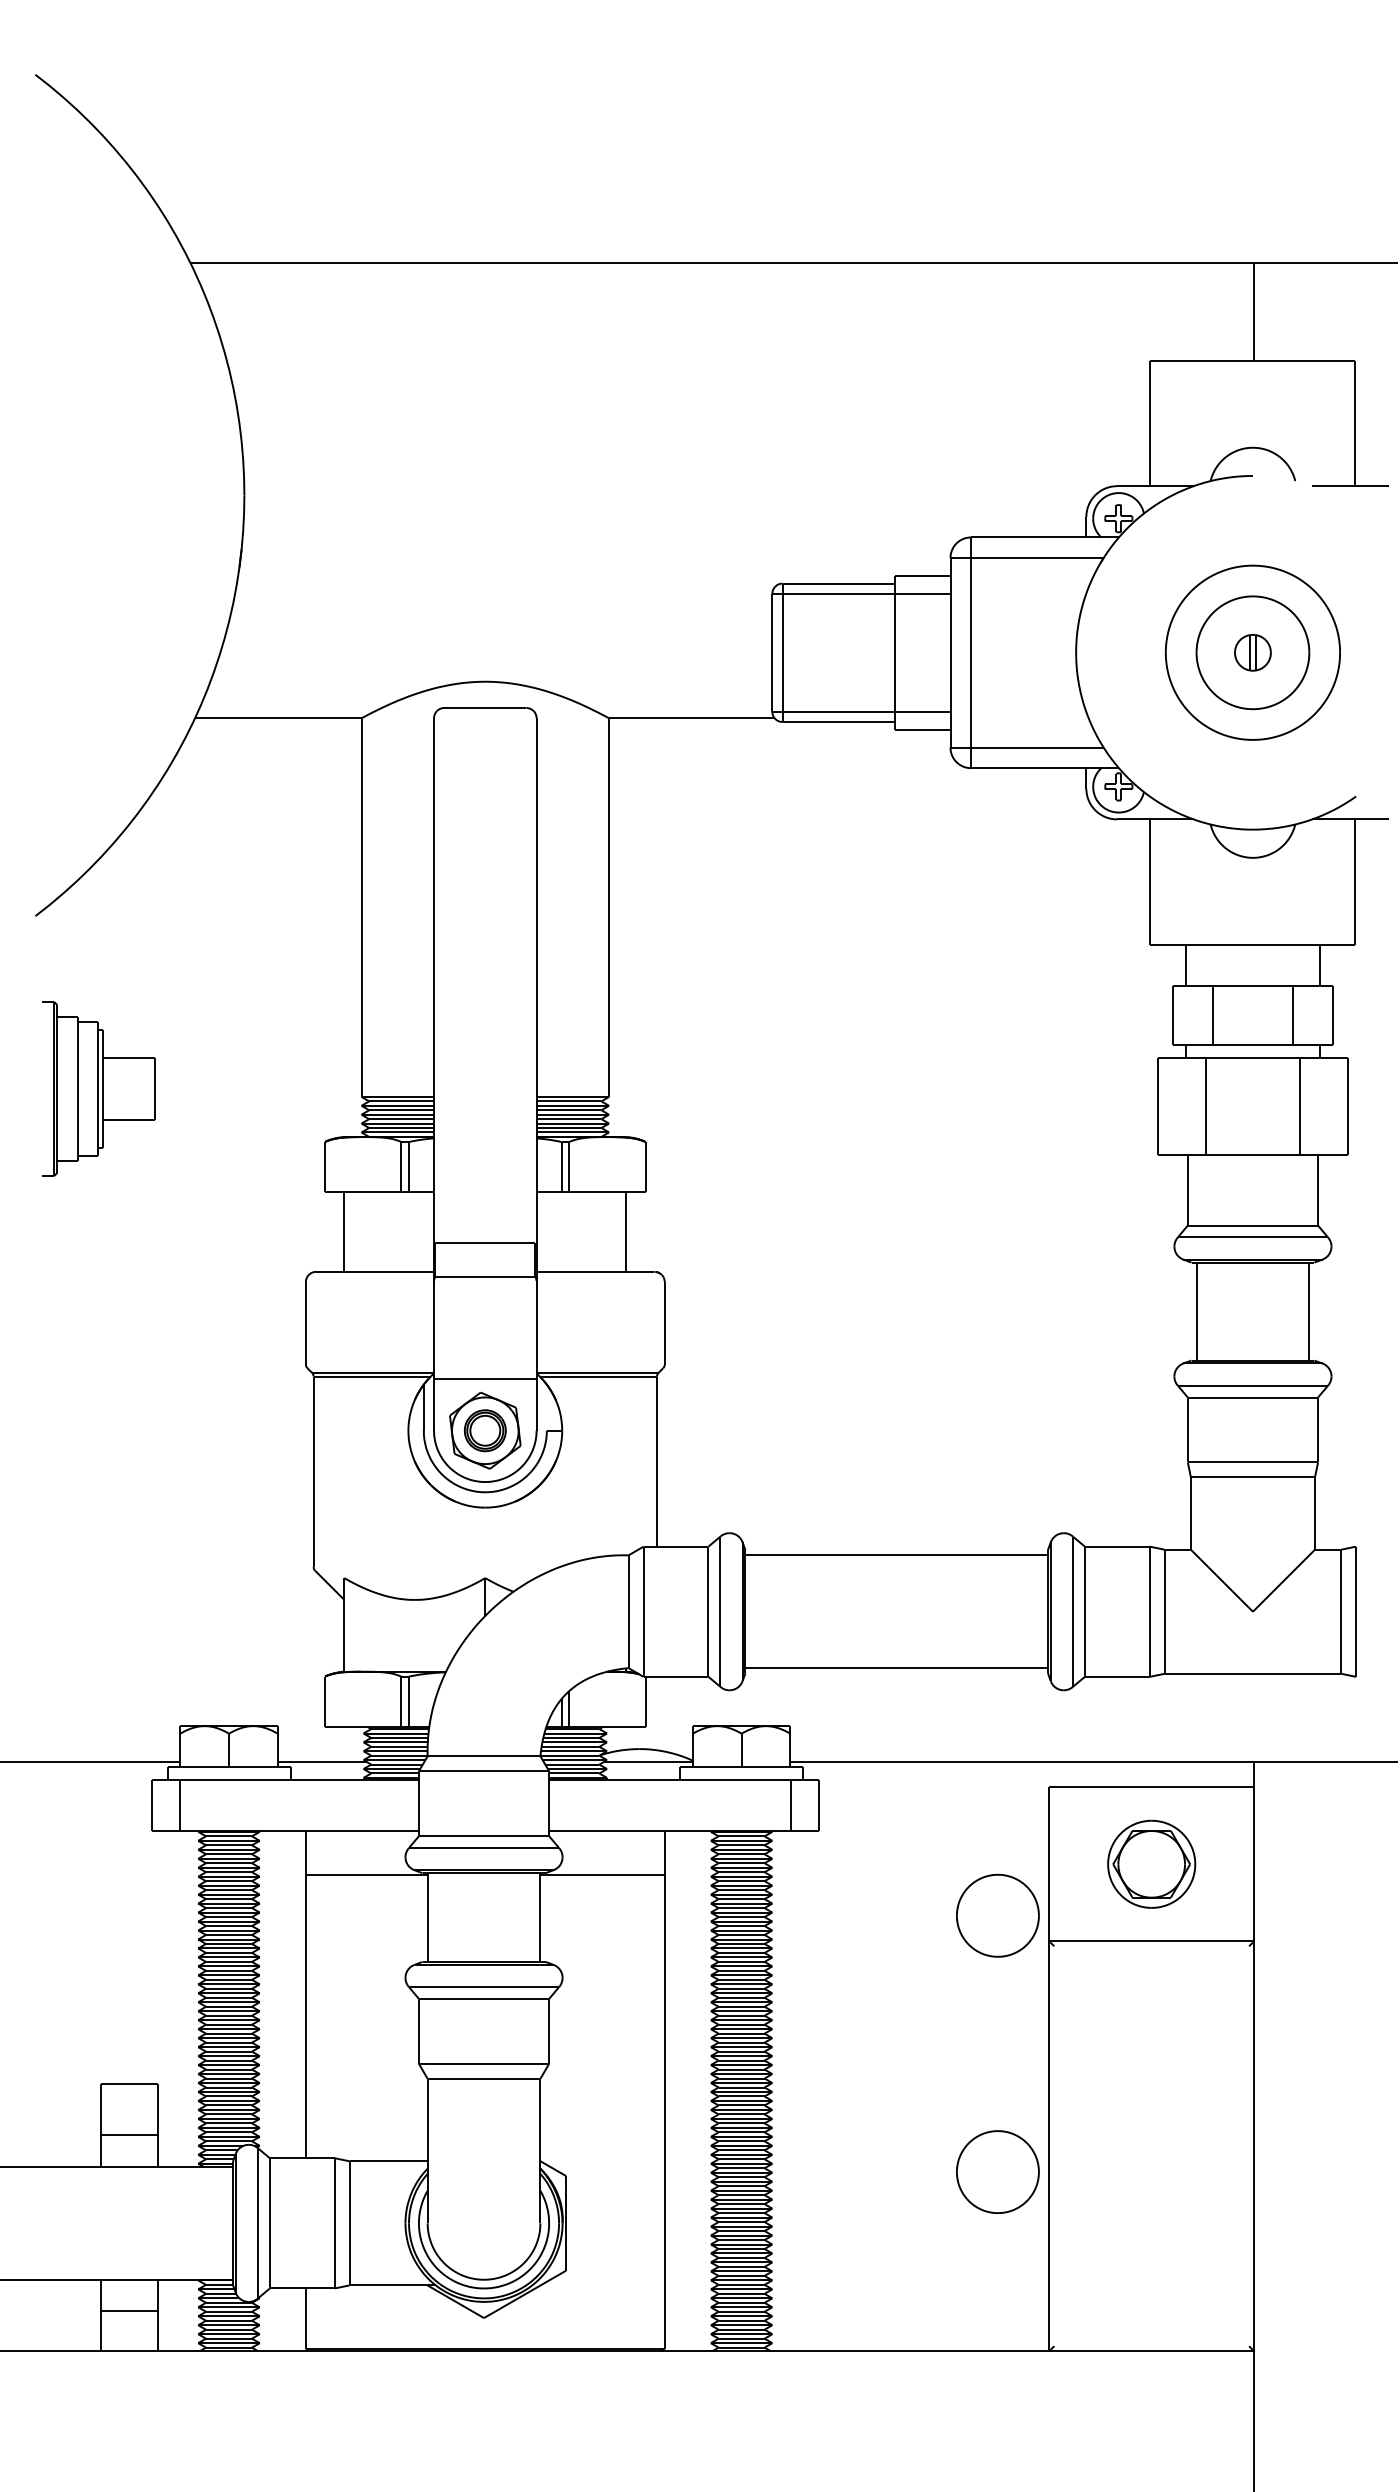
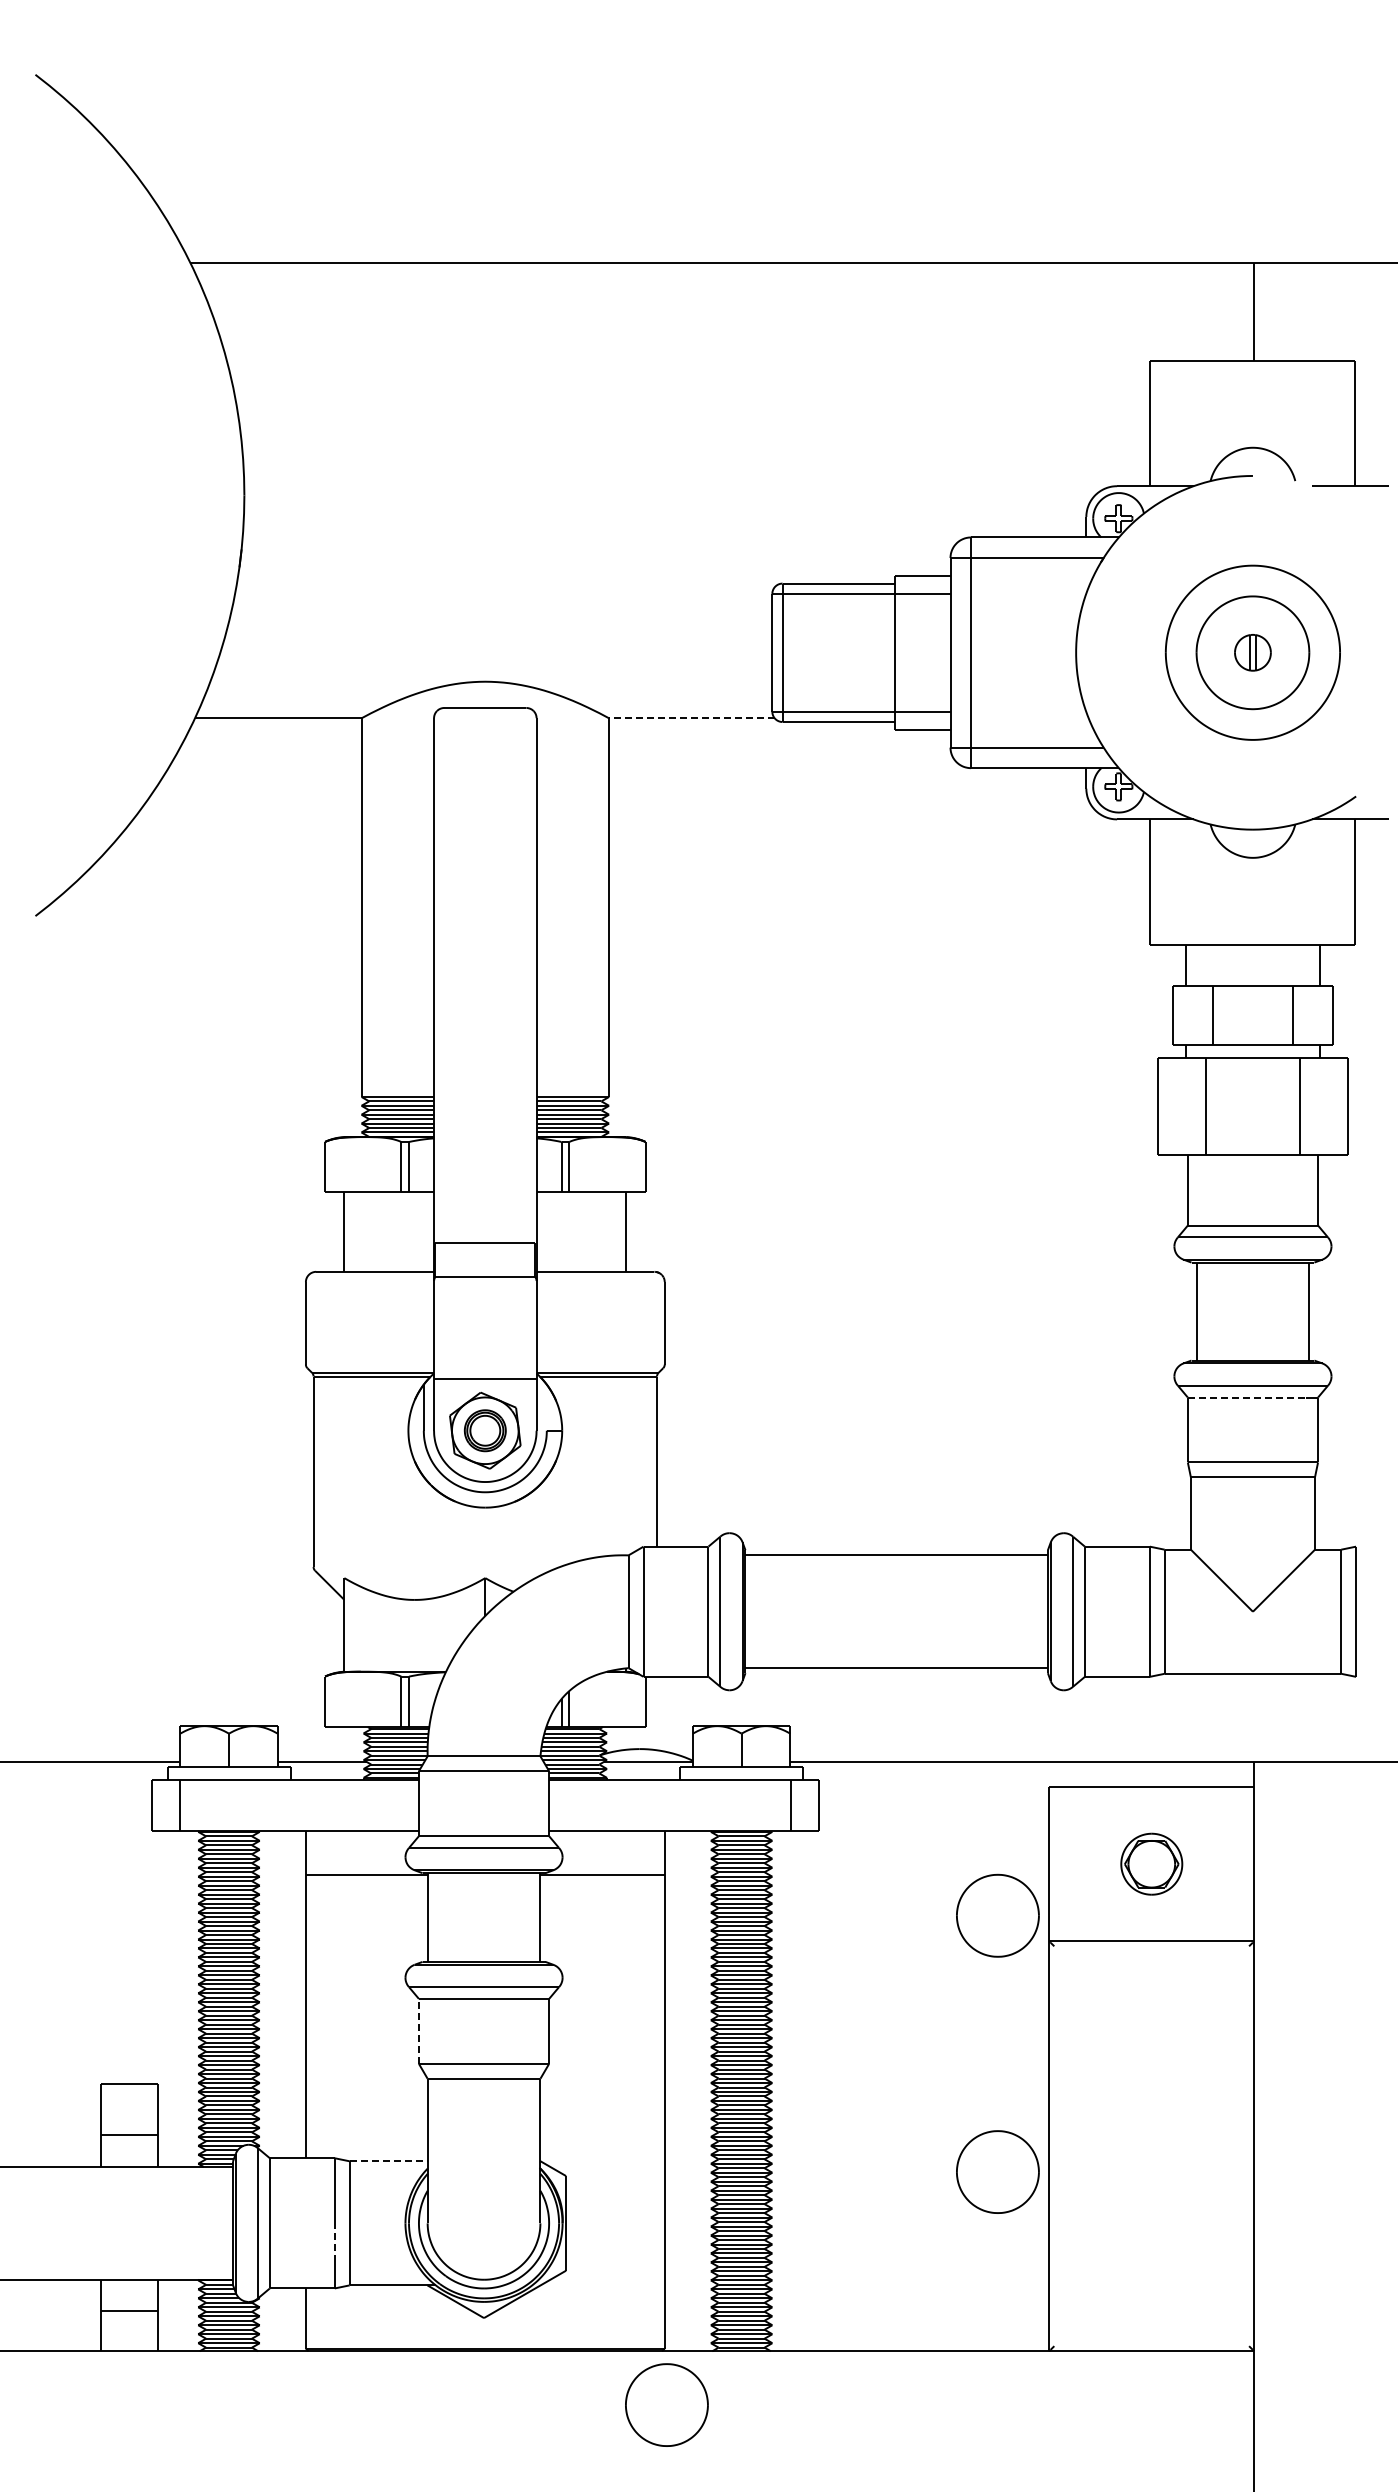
line: solid -> dashed (691, 718)
part: present -> none (98, 1088)
line: solid -> dashed (1246, 1397)
part size: 90x90 px -> 64x64 px (1151, 1863)
line: solid -> dashed (418, 2030)
line: solid -> dashed (388, 2161)
line: solid -> dashed (334, 2242)
part: none -> present (666, 2404)
